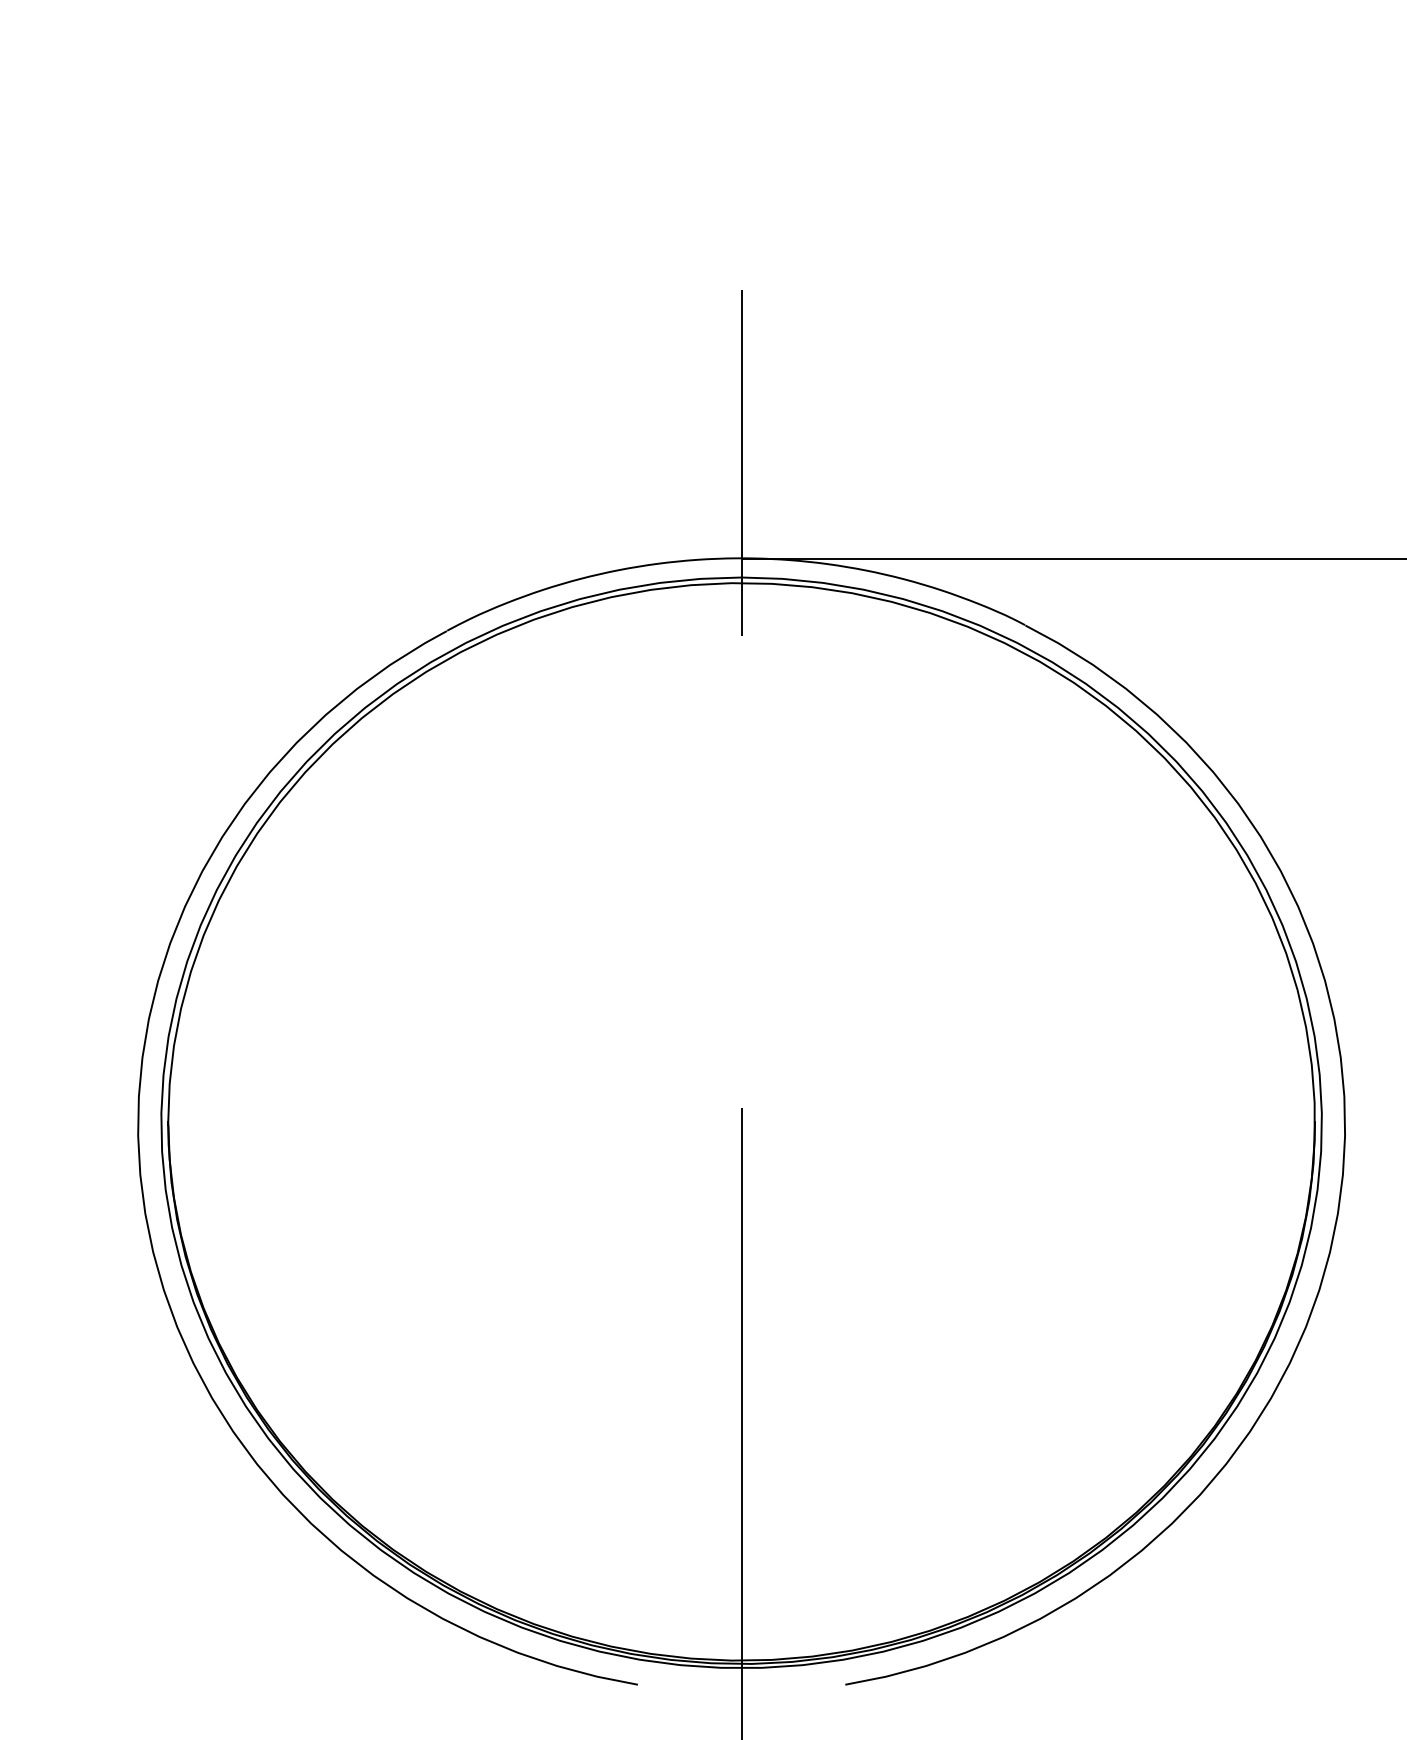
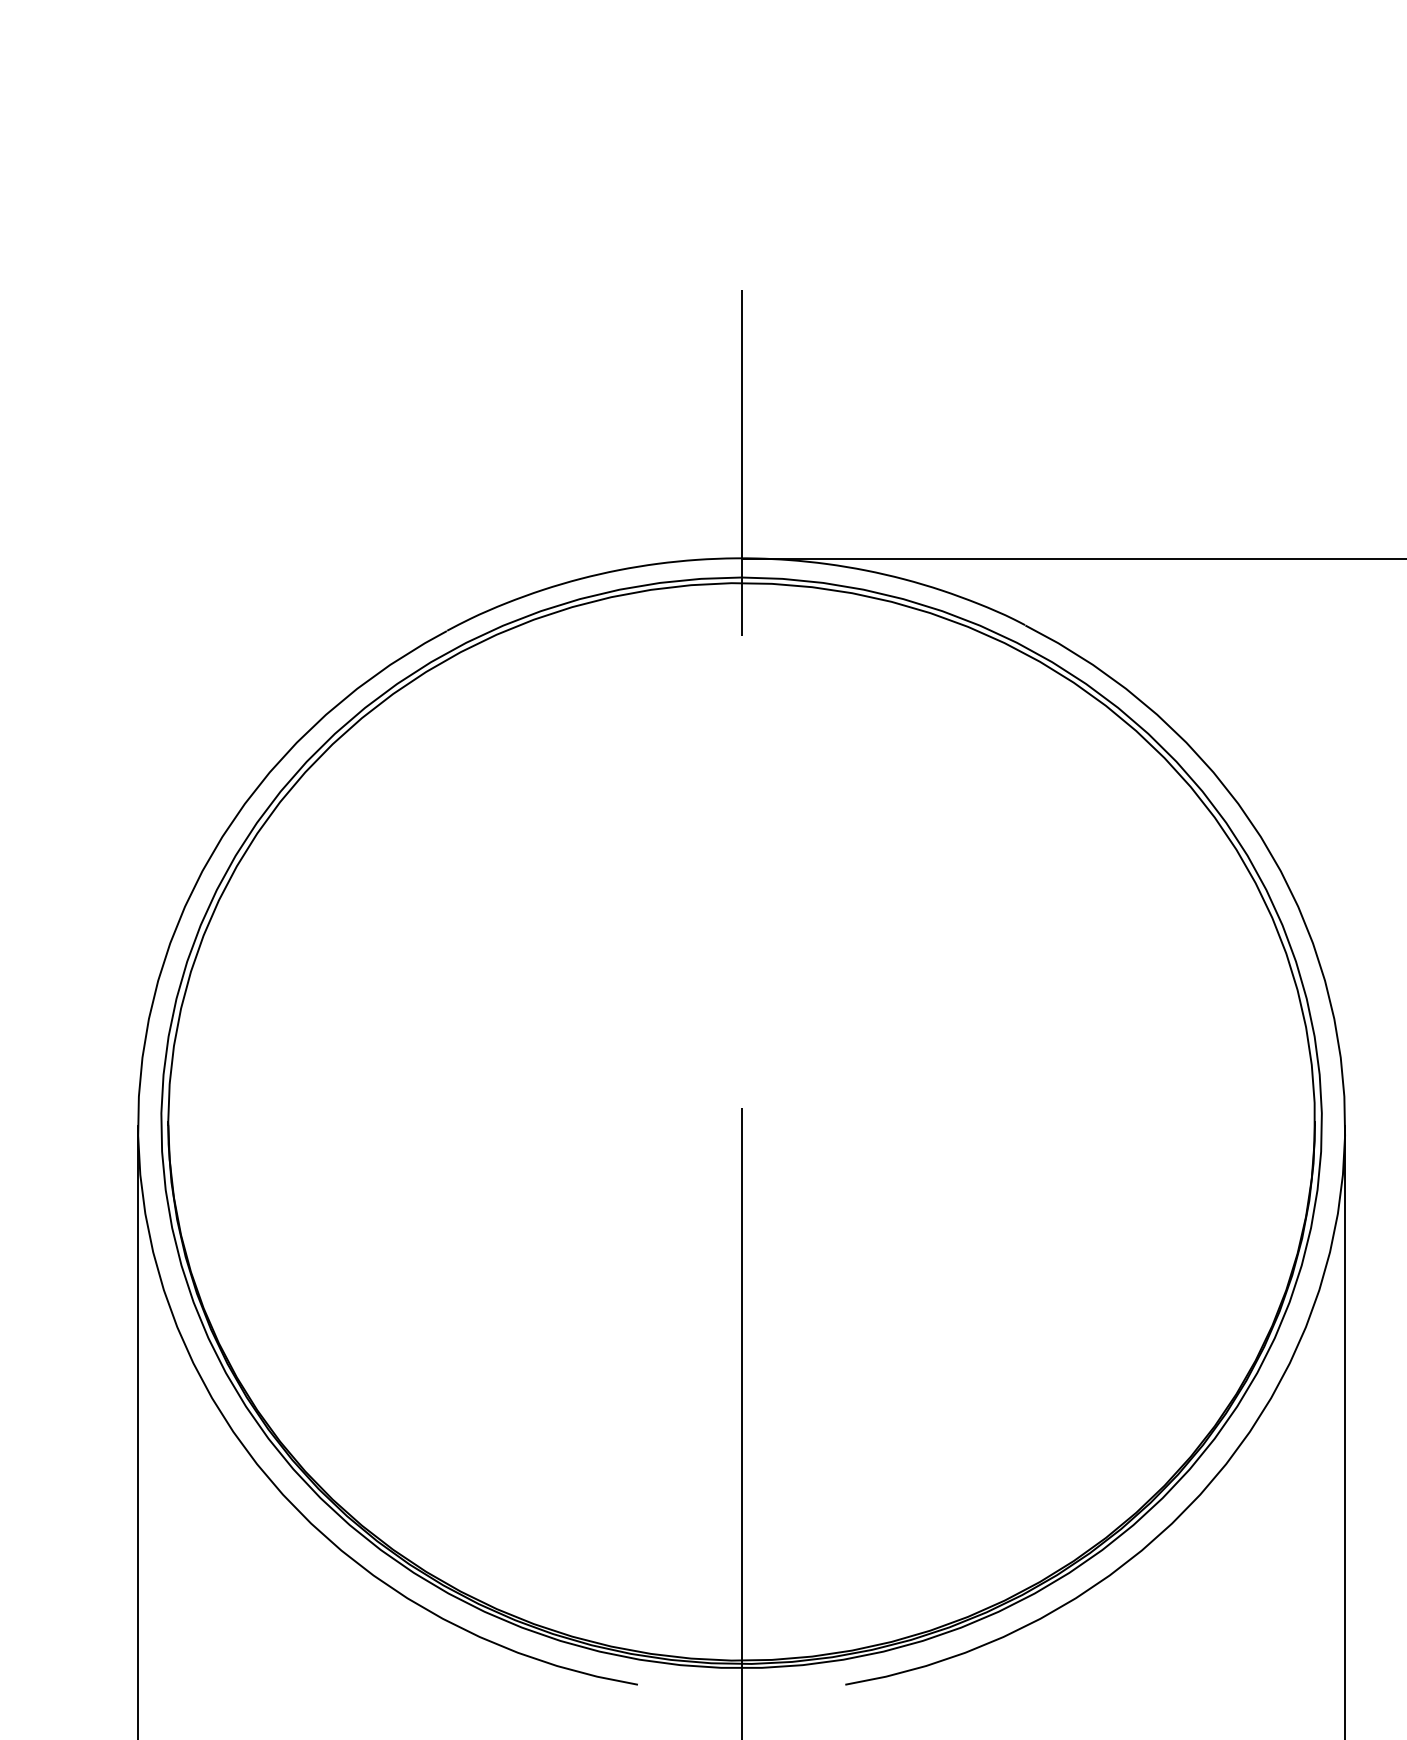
line: none -> present (138, 1431)
line: none -> present (1345, 1431)
